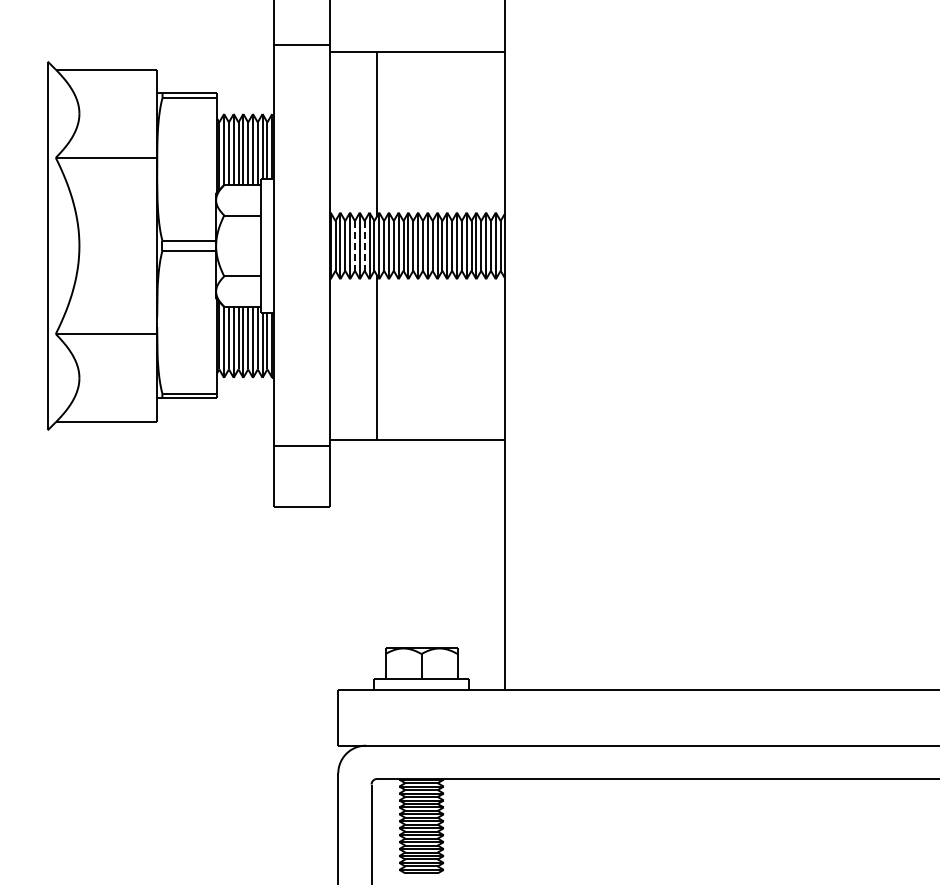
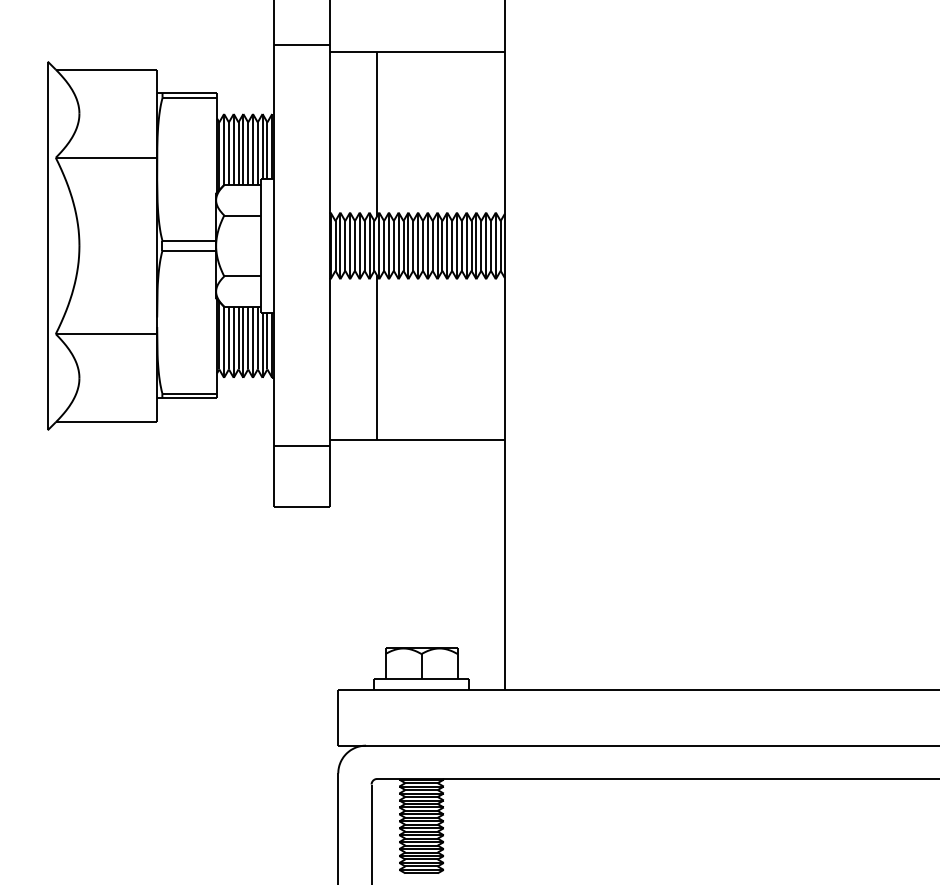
line: dashed -> solid (354, 245)
line: dashed -> solid (364, 245)
